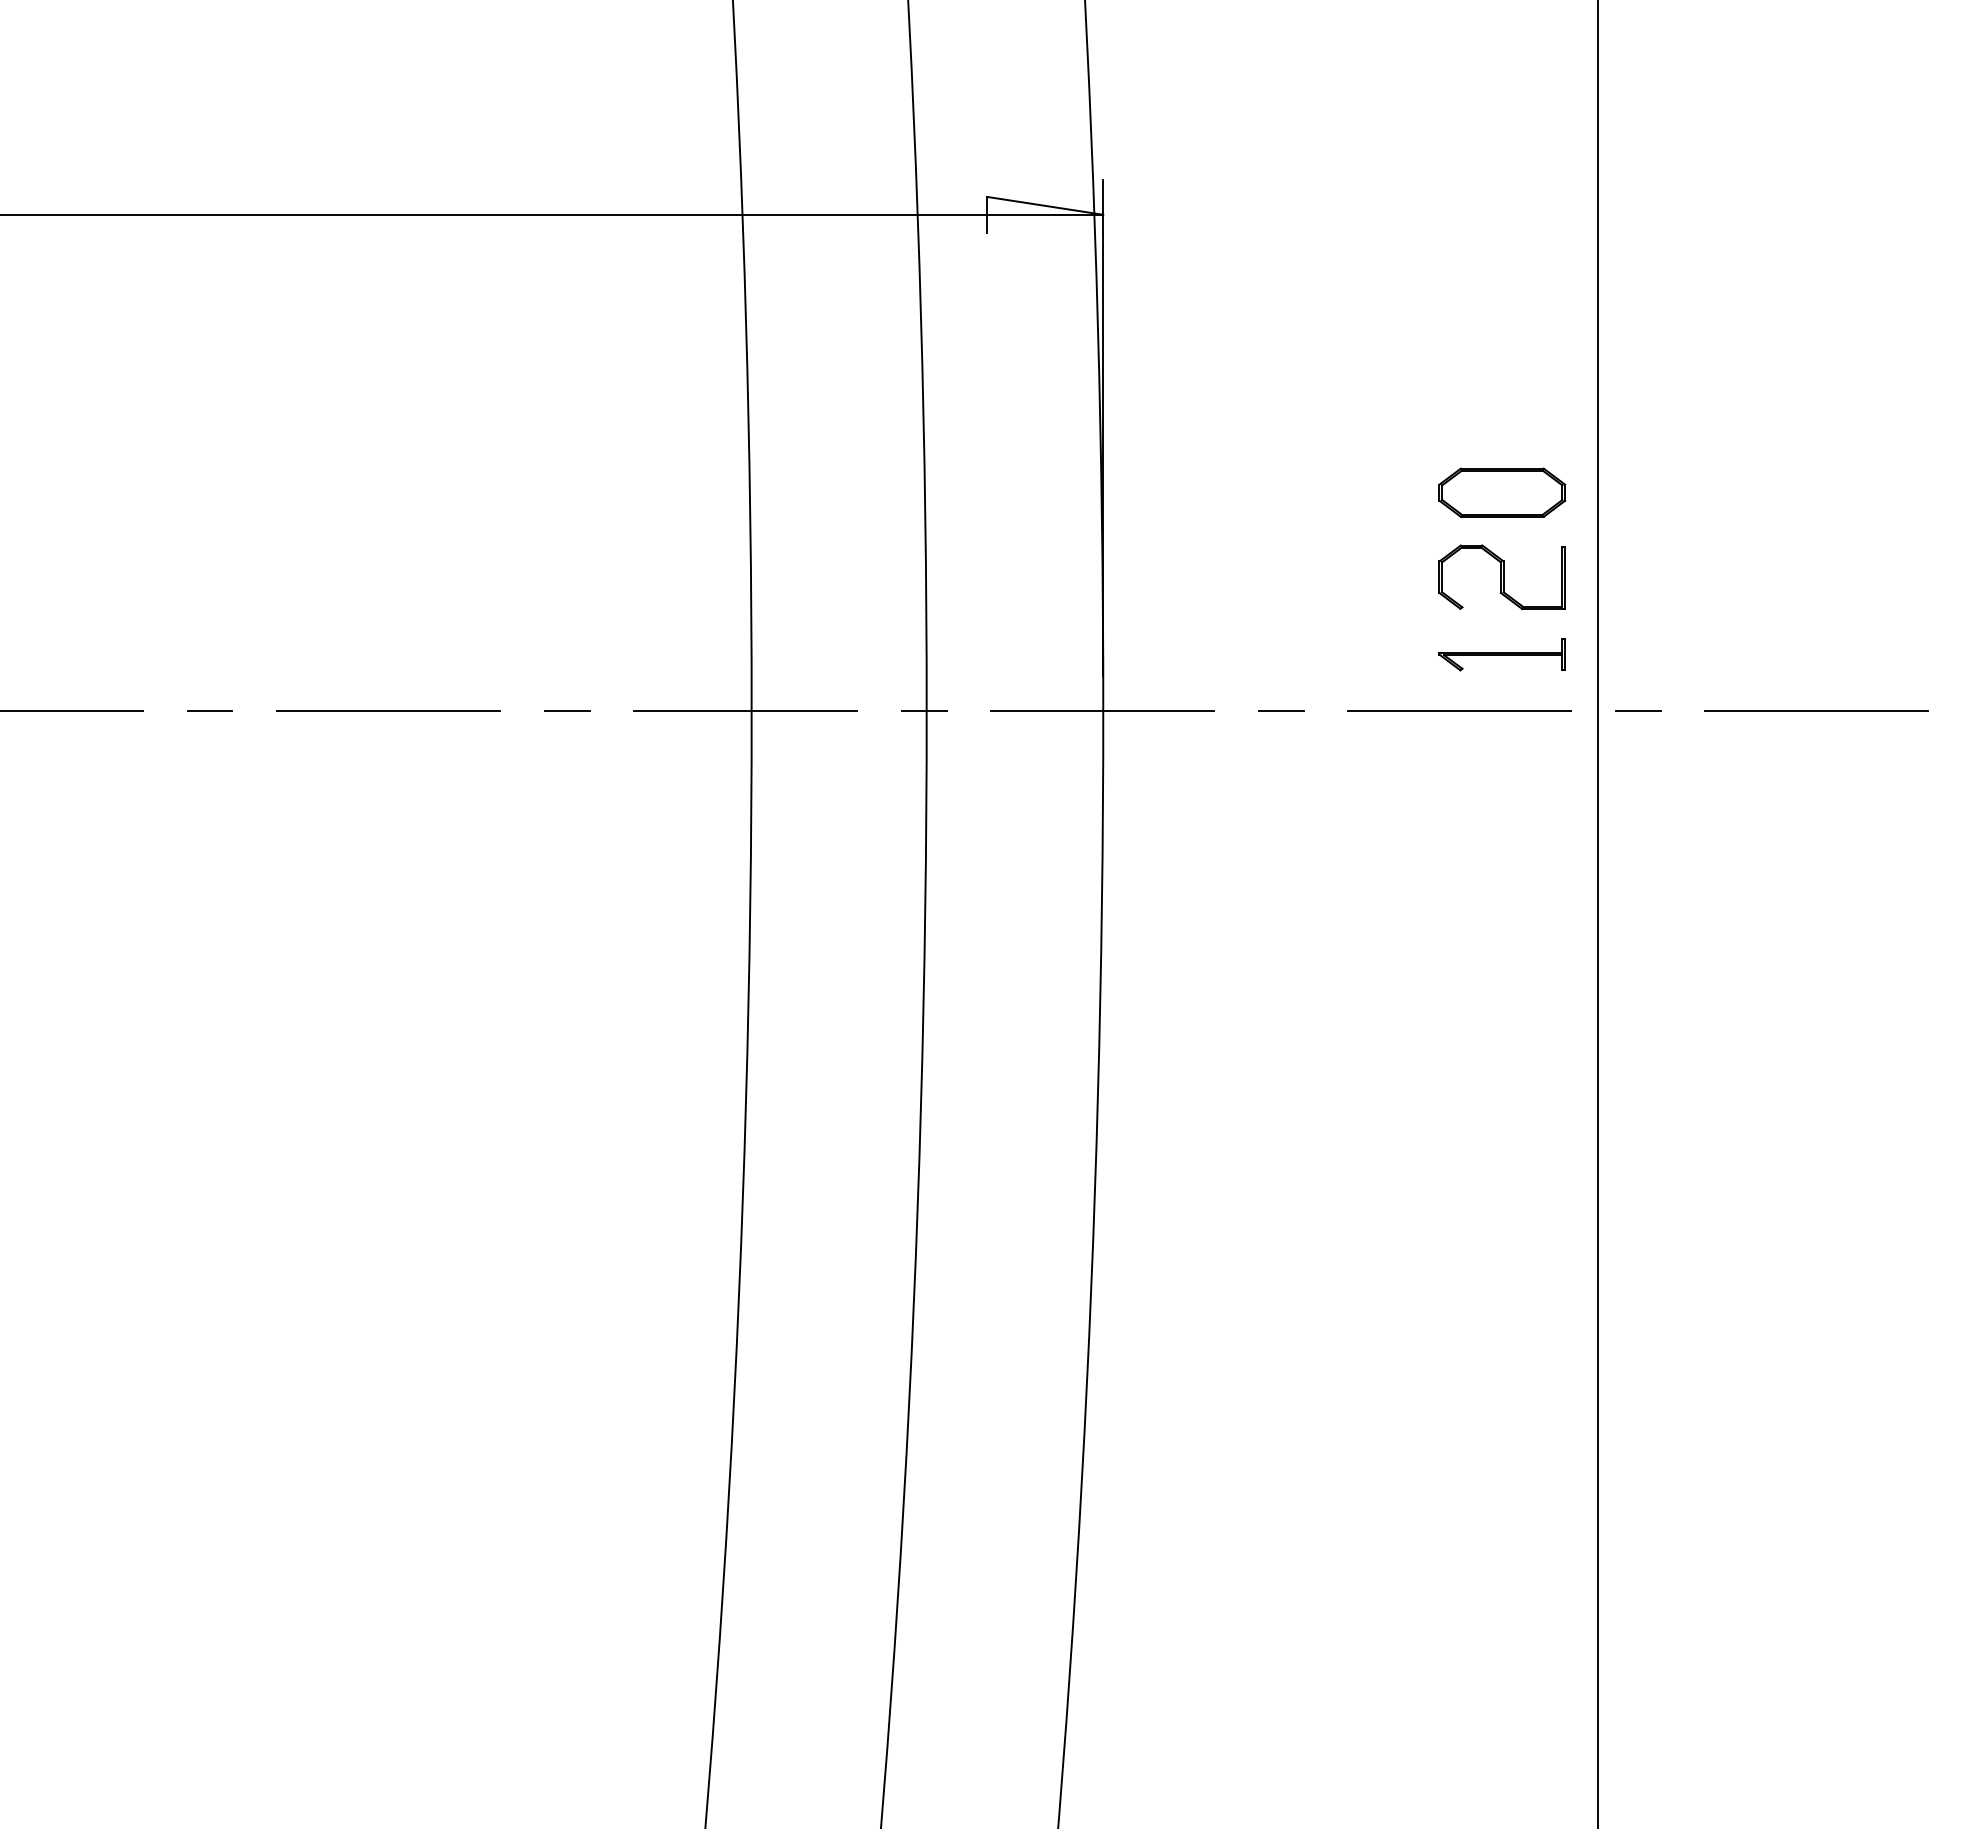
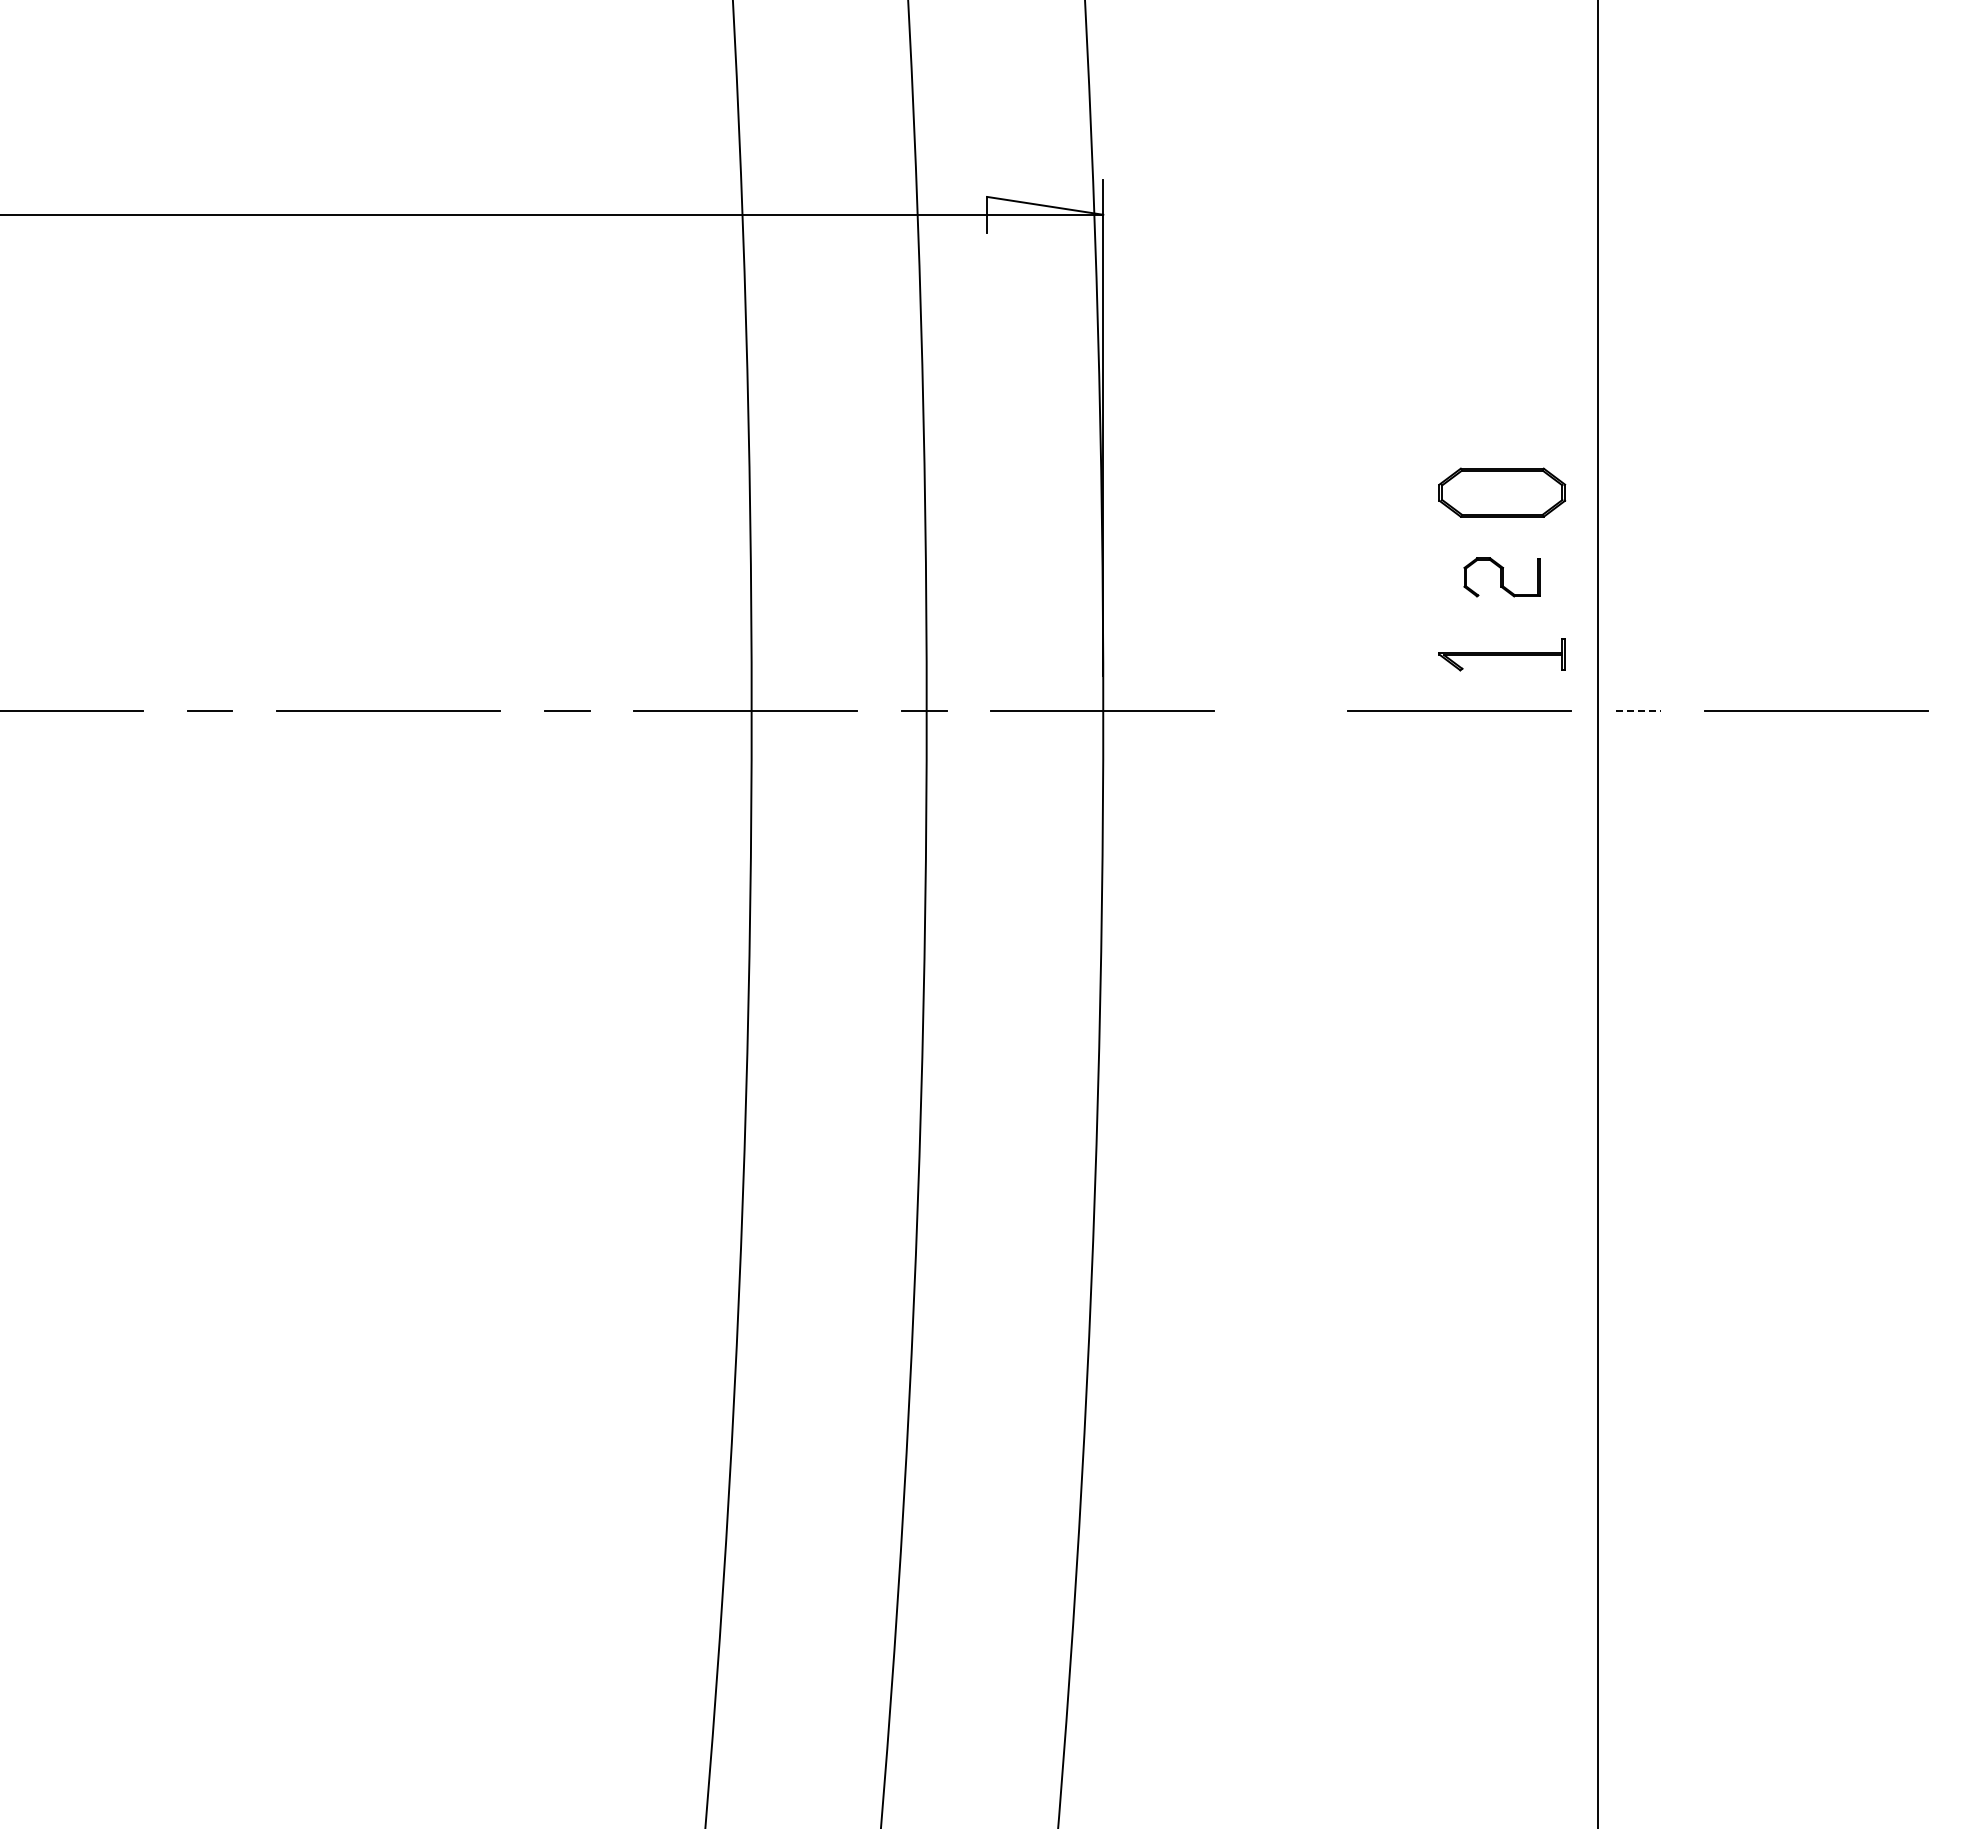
part size: 128x67 px -> 78x41 px (1501, 577)
line: present -> none (1281, 710)
line: solid -> dashed (1638, 711)
